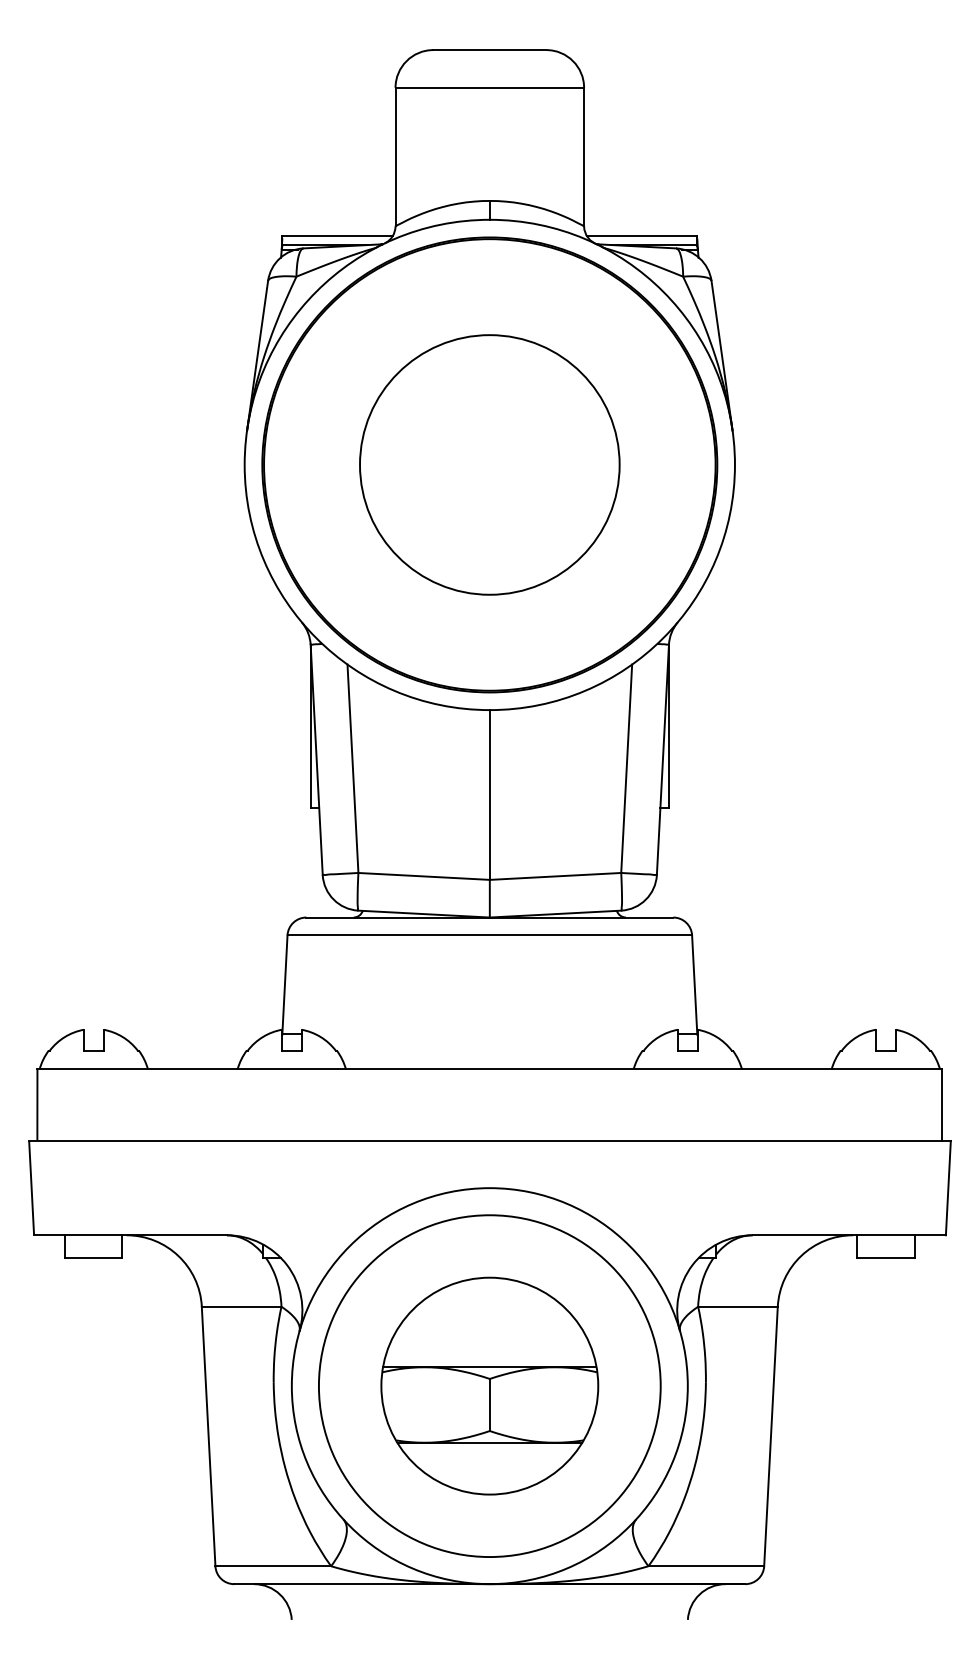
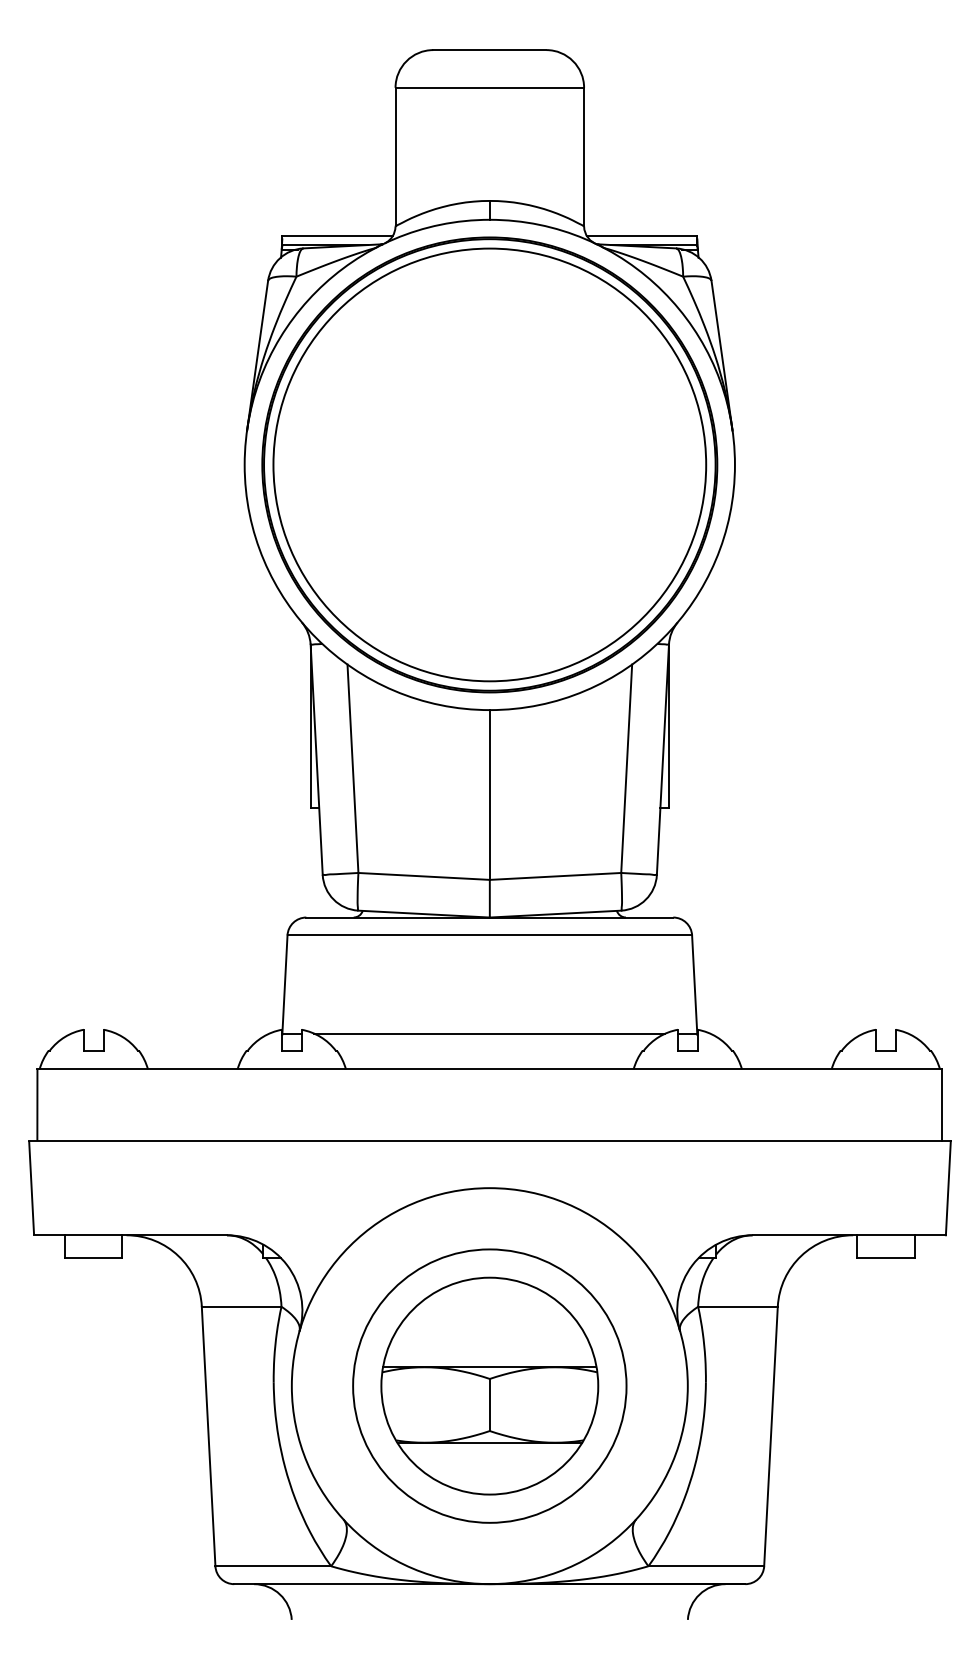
circle diameter: 260 px -> 433 px (489, 464)
line: none -> present (489, 1033)
circle diameter: 342 px -> 273 px (489, 1385)
